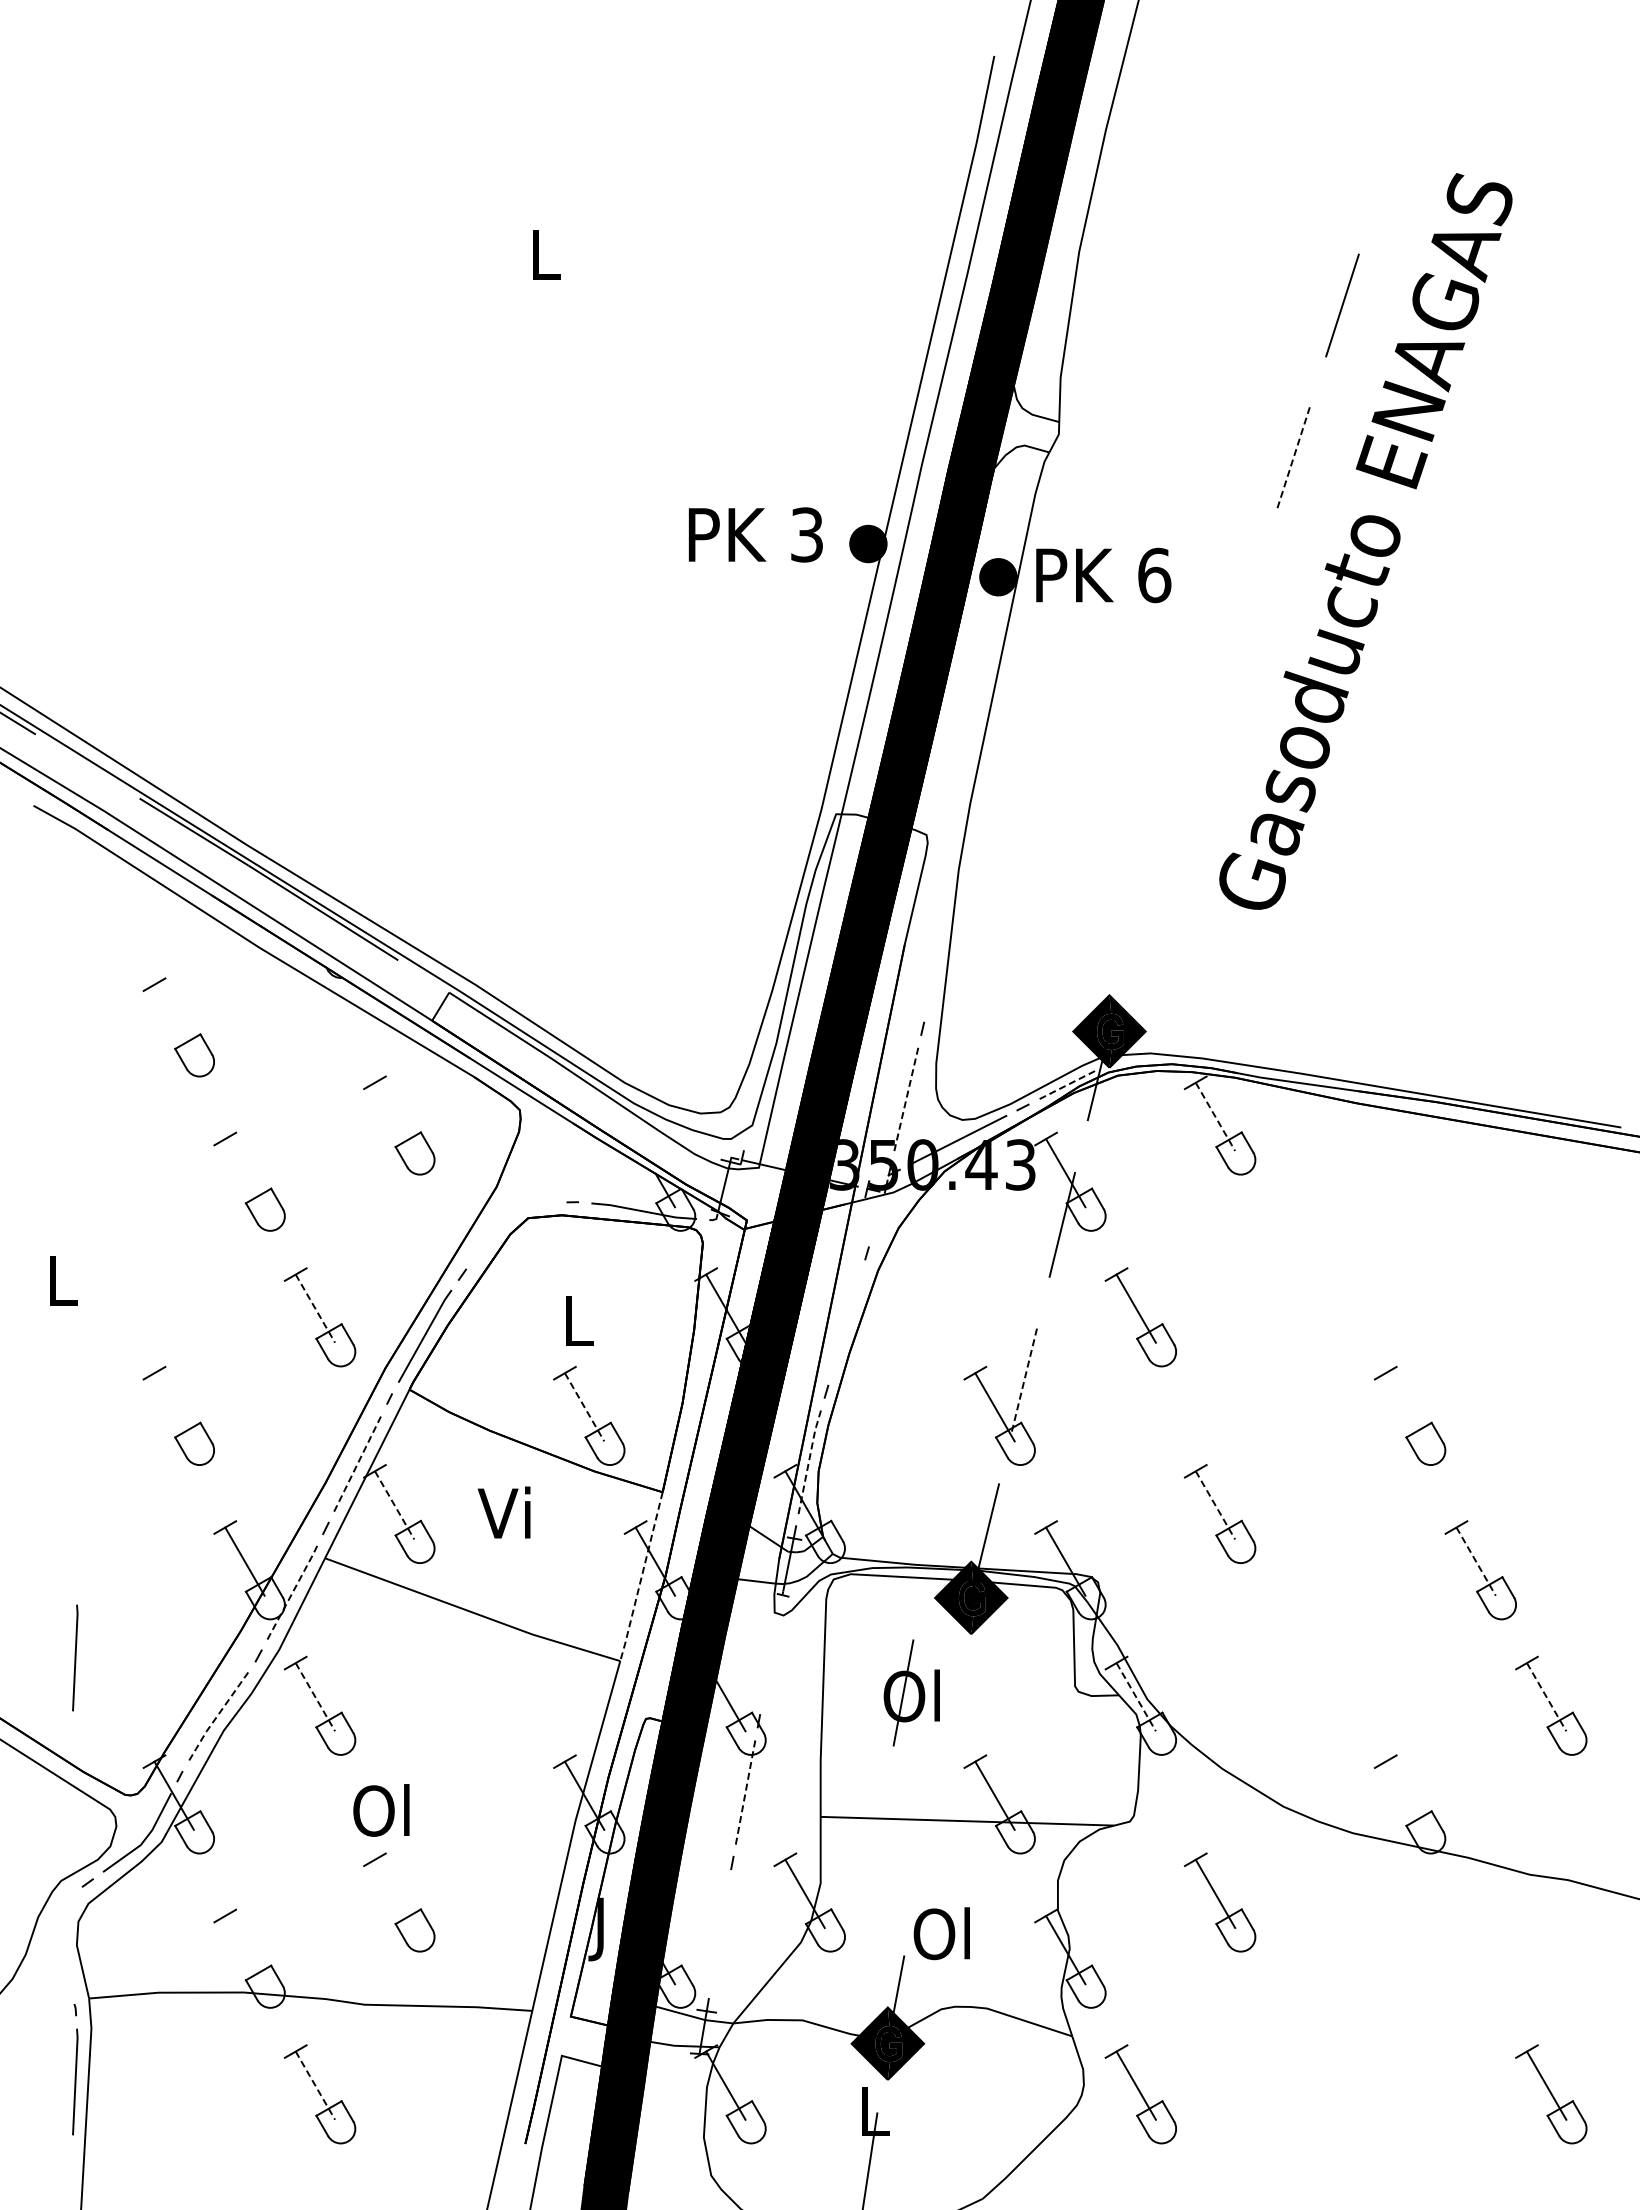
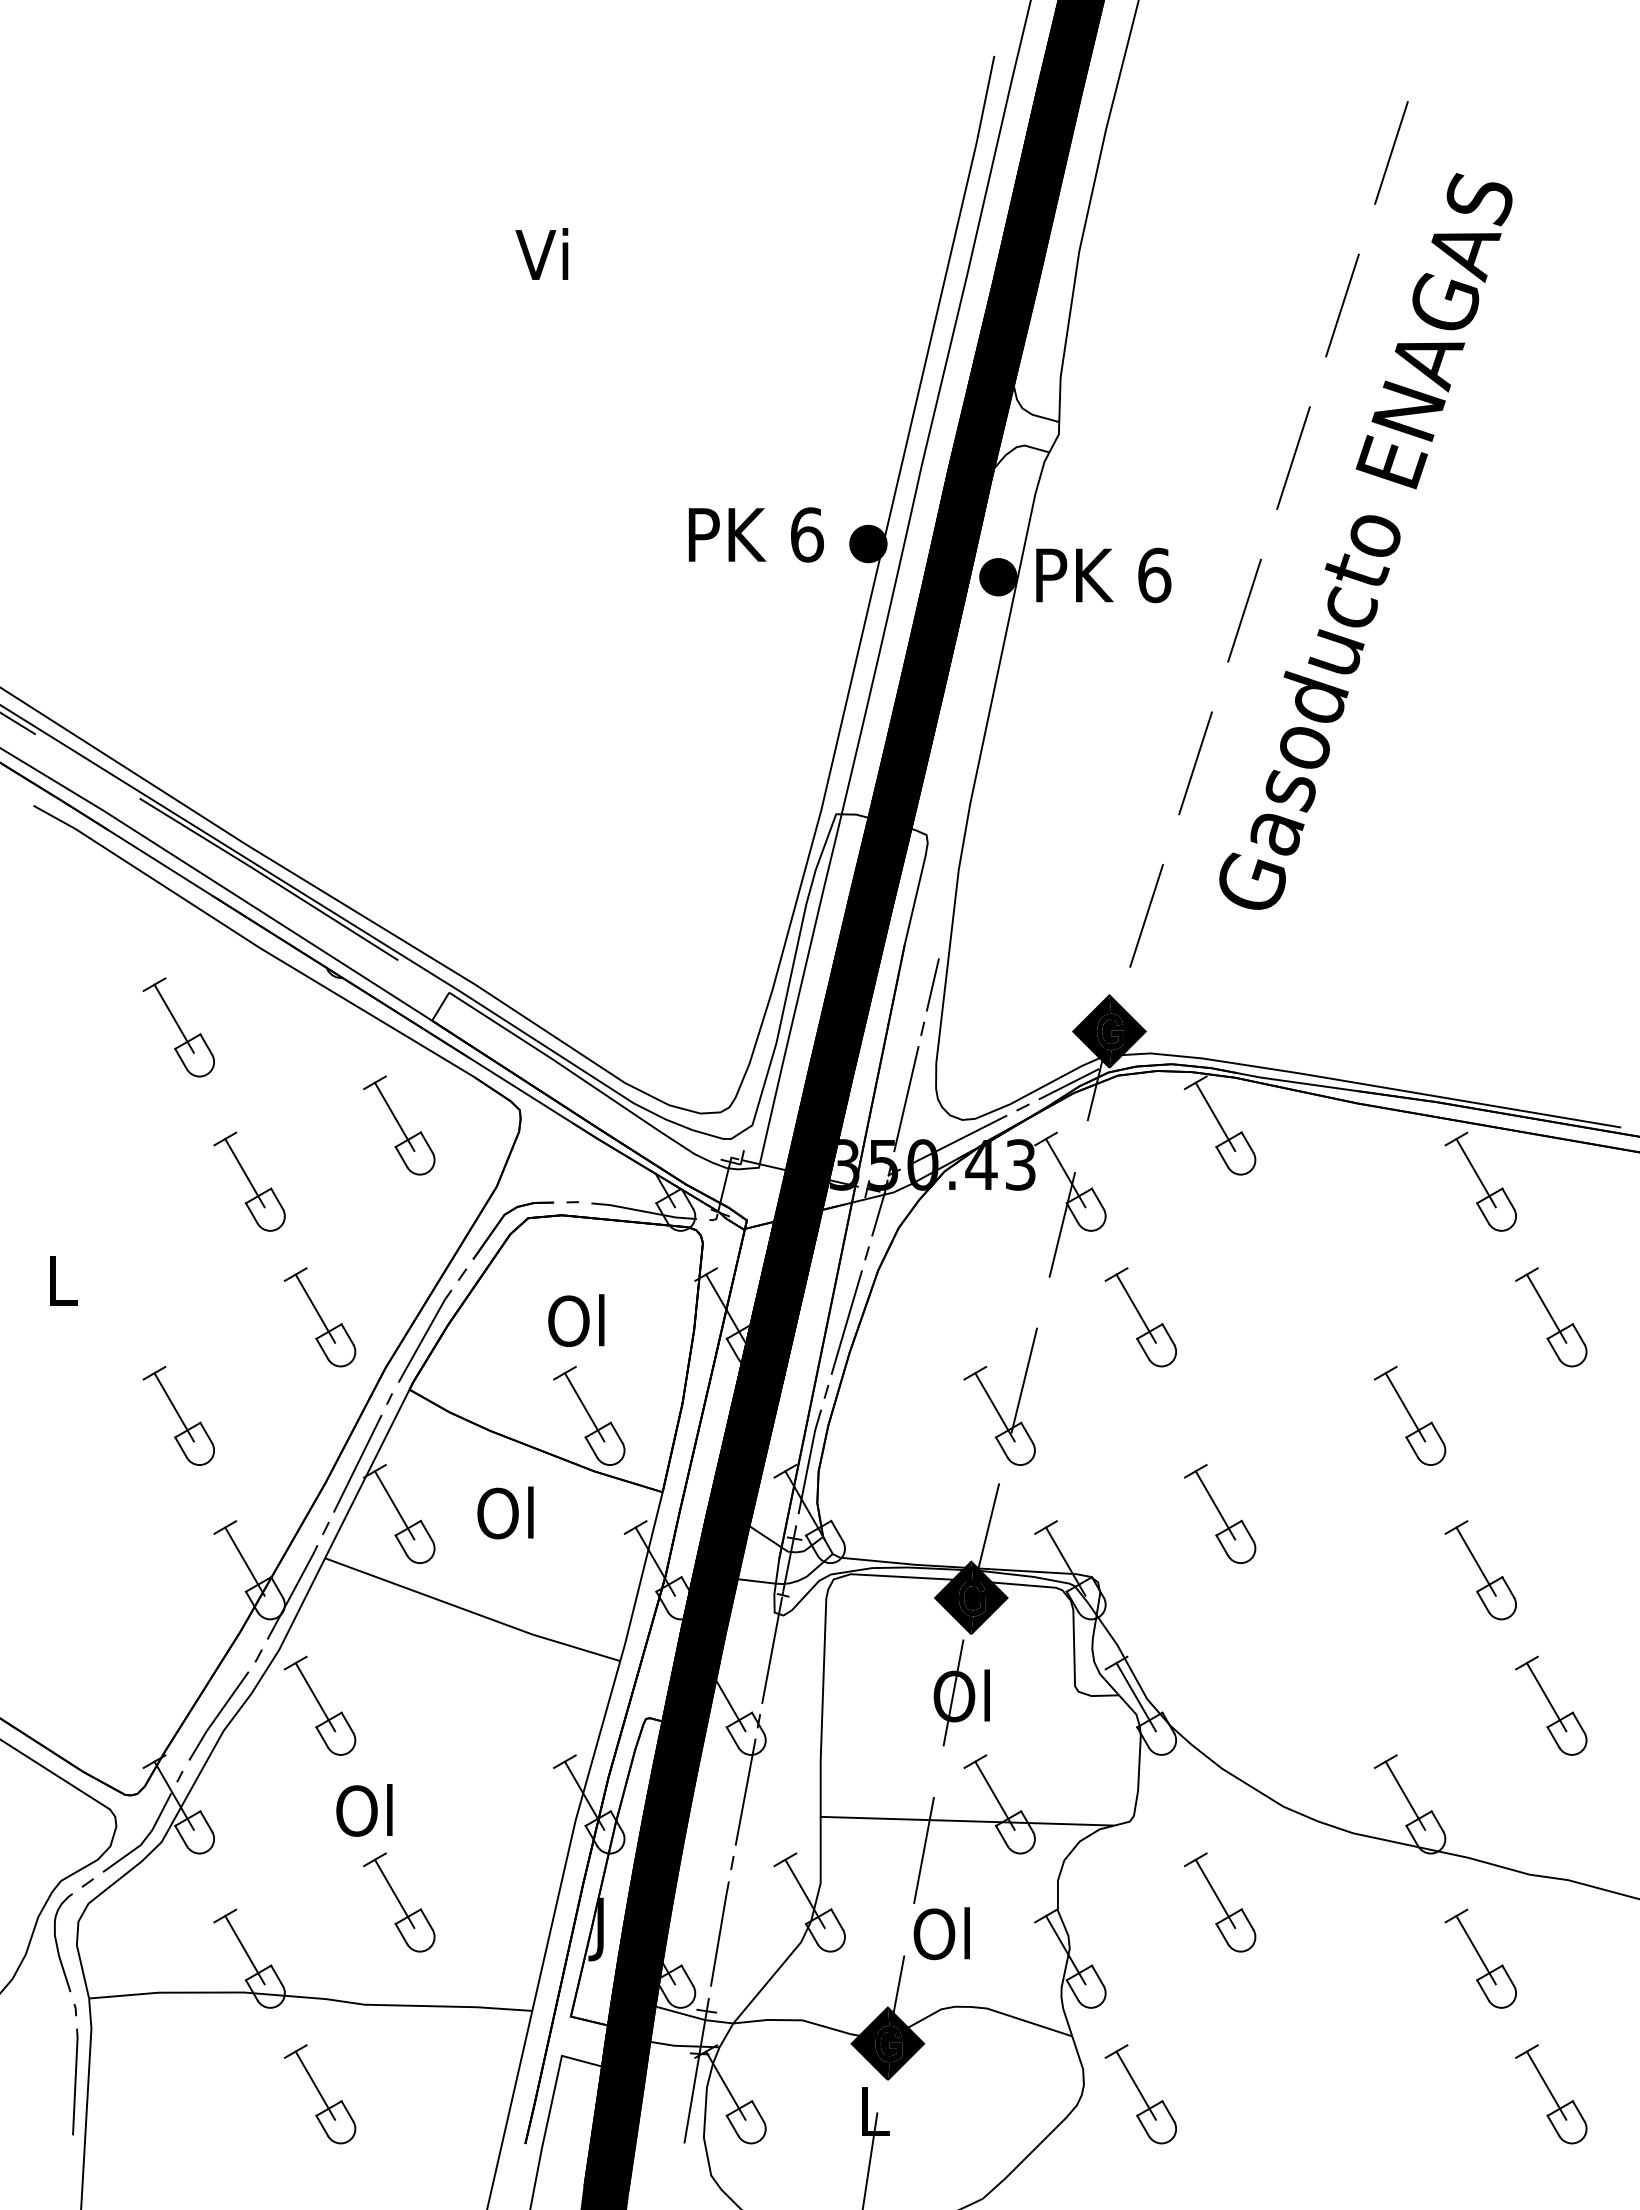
line: none -> present (1391, 152)
text: L -> Vi (541, 253)
line: dashed -> solid (1293, 458)
text: 3 -> 6 (807, 534)
line: none -> present (1244, 610)
line: none -> present (1195, 763)
line: none -> present (1146, 915)
line: none -> present (932, 984)
line: none -> present (173, 1018)
line: dashed -> solid (1069, 1084)
line: dashed -> solid (906, 1098)
line: none -> present (394, 1116)
line: dashed -> solid (1215, 1117)
line: none -> present (244, 1173)
part: none -> present (1480, 1181)
line: none -> present (878, 1213)
part: none -> present (501, 1221)
line: dashed -> solid (315, 1309)
part: none -> present (1551, 1317)
text: L -> Ol (576, 1320)
line: none -> present (846, 1322)
line: dashed -> solid (1024, 1381)
line: none -> present (173, 1407)
line: dashed -> solid (584, 1407)
line: none -> present (1405, 1407)
line: dashed -> solid (809, 1460)
line: dashed -> solid (357, 1463)
line: dashed -> solid (394, 1505)
line: dashed -> solid (1215, 1505)
text: Vi -> Ol (505, 1512)
line: dashed -> solid (1476, 1562)
line: dashed -> solid (641, 1577)
line: dashed -> solid (293, 1591)
line: none -> present (772, 1649)
line: present -> none (75, 1657)
part position: (911, 1692) -> (961, 1692) (961, 1692)
line: dashed -> solid (315, 1697)
line: dashed -> solid (1136, 1697)
line: dashed -> solid (1546, 1697)
line: dashed -> solid (217, 1715)
line: dashed -> solid (745, 1791)
line: none -> present (1405, 1795)
text position: (381, 1810) -> (364, 1810) (364, 1810)
line: none -> present (923, 1849)
line: none -> present (394, 1893)
line: none -> present (719, 1933)
curve: none -> present (57, 1942)
line: none -> present (244, 1950)
part: none -> present (1480, 1958)
line: dashed -> solid (315, 2086)
line: none -> present (691, 2097)
